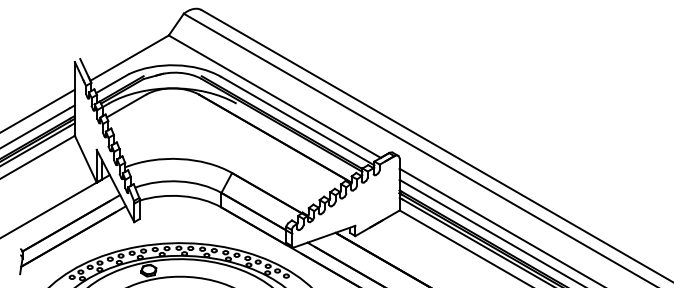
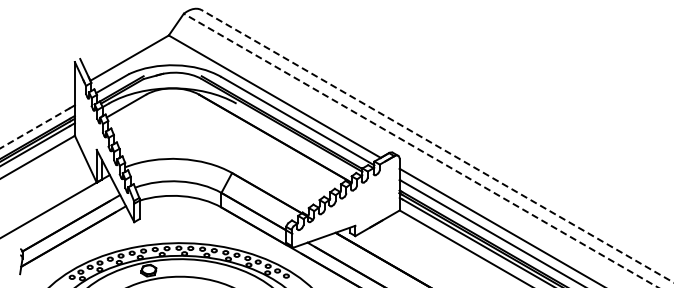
line: present -> none (38, 110)
line: solid -> dashed (35, 128)
line: solid -> dashed (437, 146)
line: solid -> dashed (421, 150)
